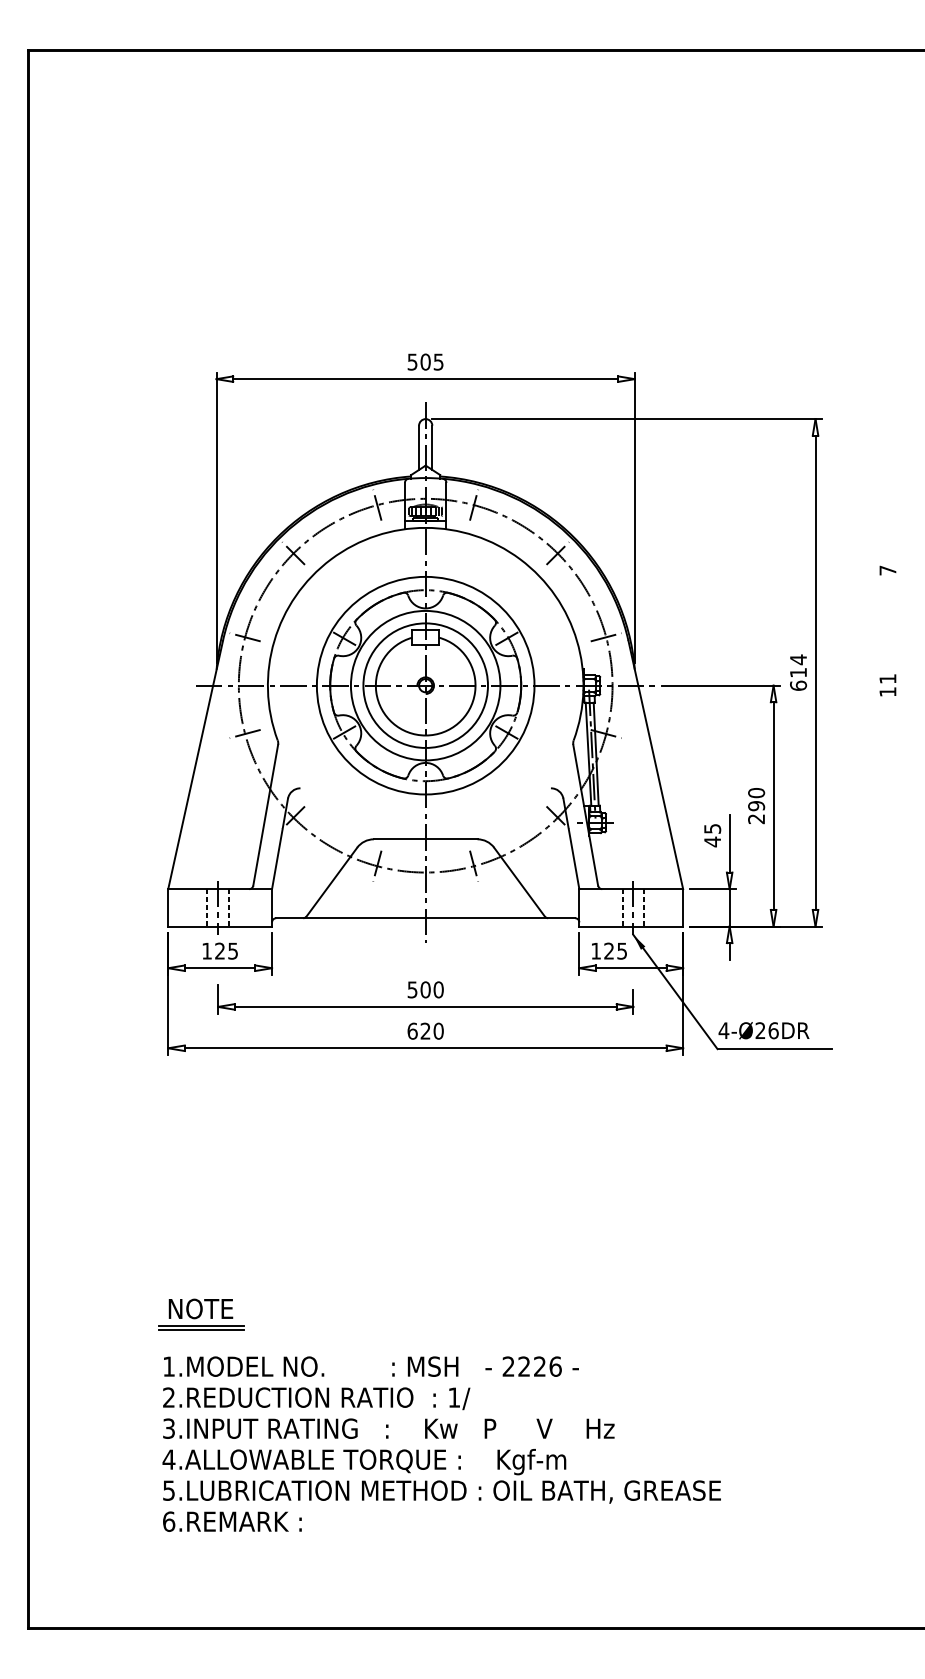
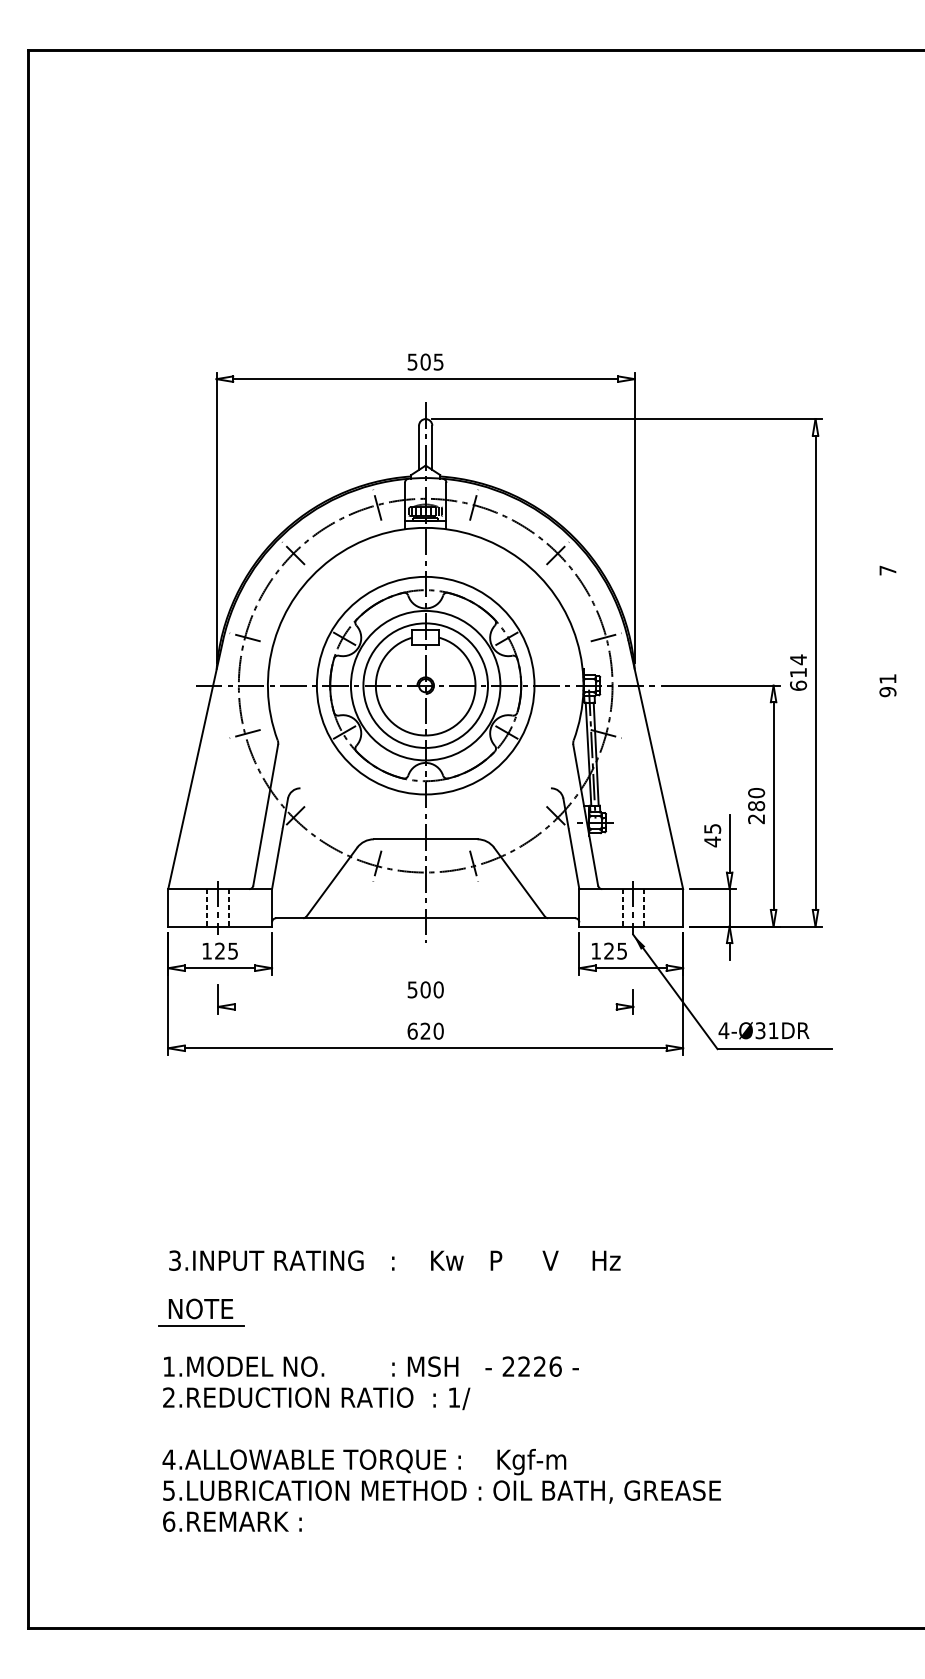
text: 11 -> 91 (887, 692)
text: 290 -> 280 (756, 806)
line: present -> none (425, 1006)
text: 4-Ø26DR -> 4-Ø31DR (766, 1030)
line: present -> none (201, 1329)
text position: (388, 1428) -> (394, 1260) (394, 1260)
